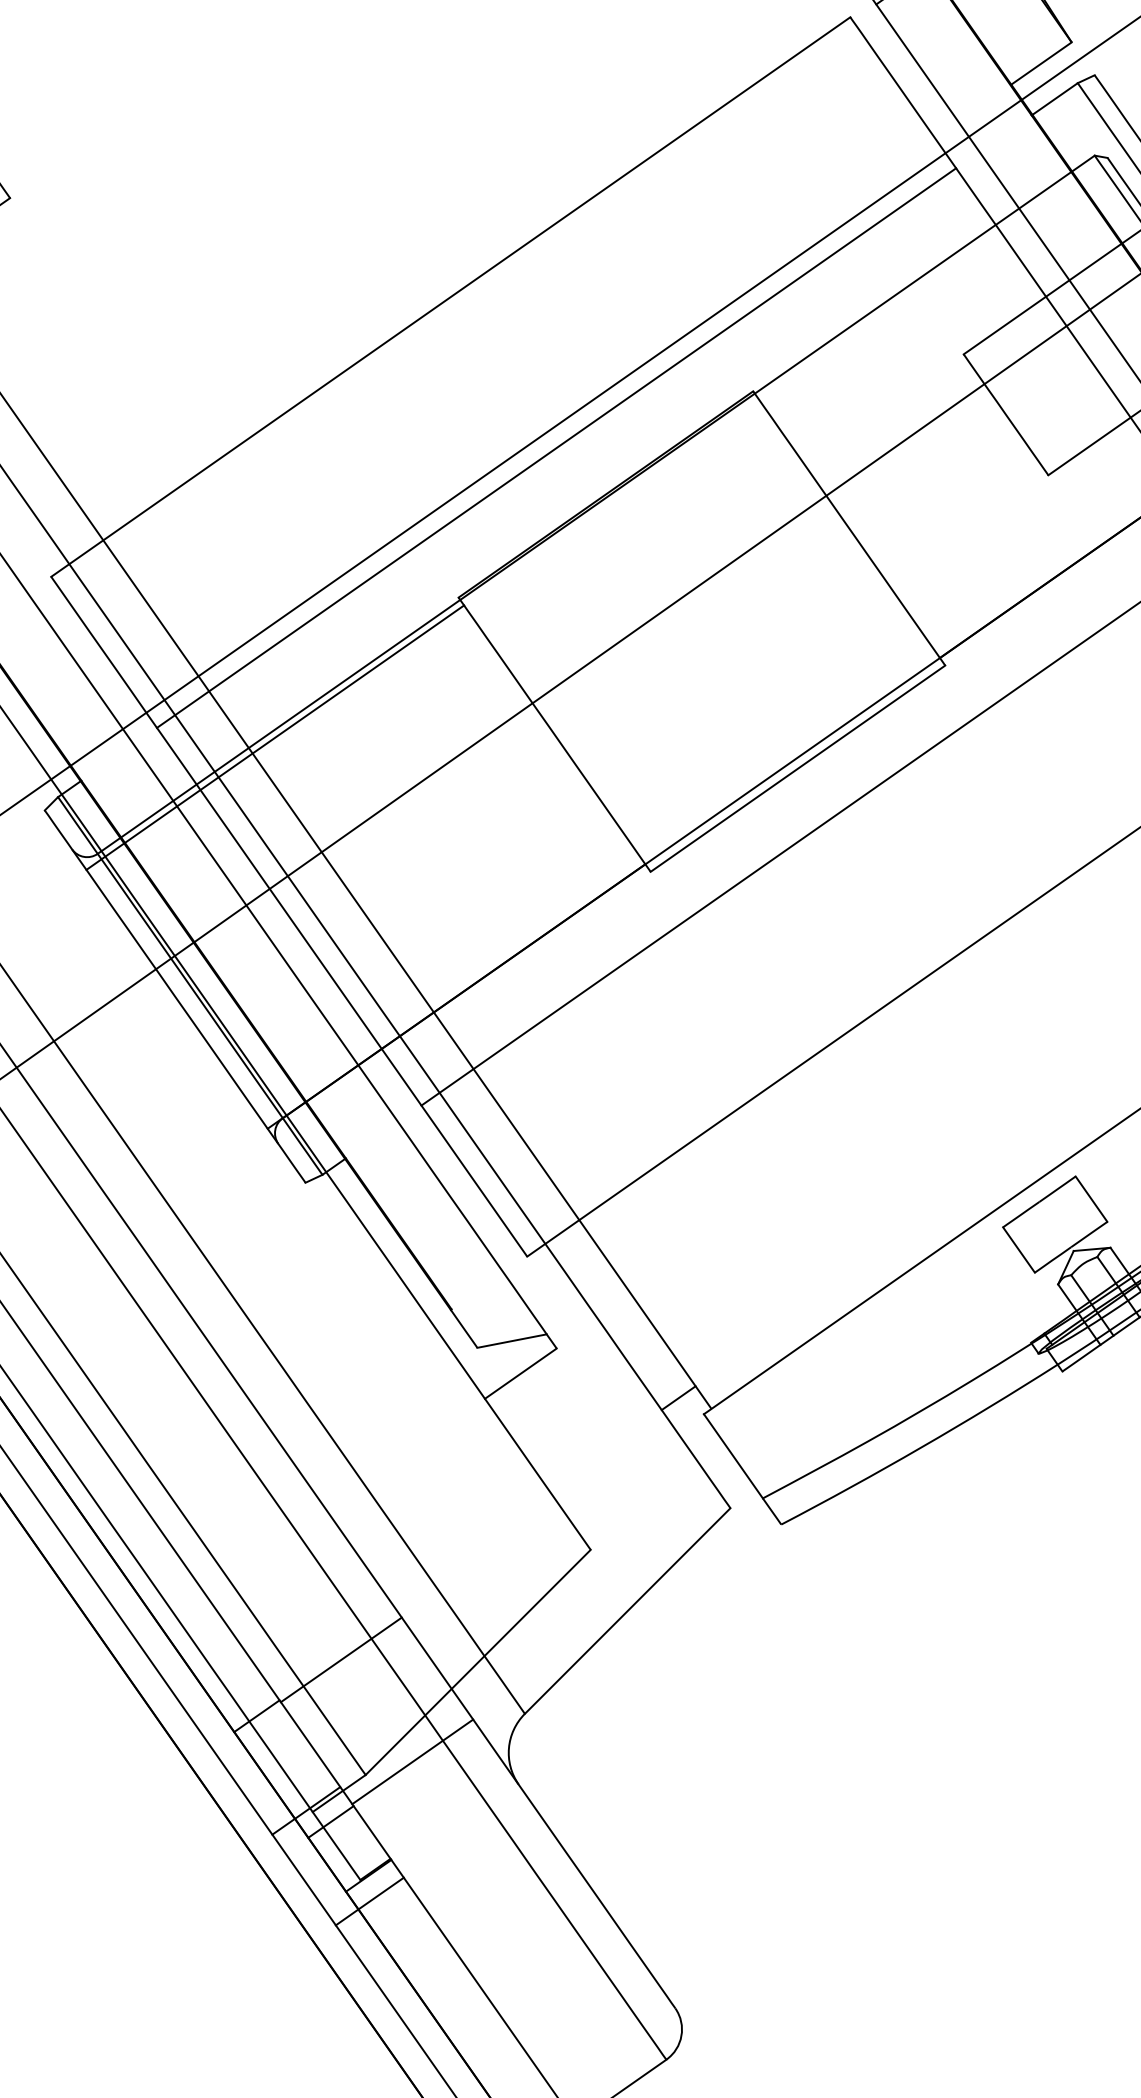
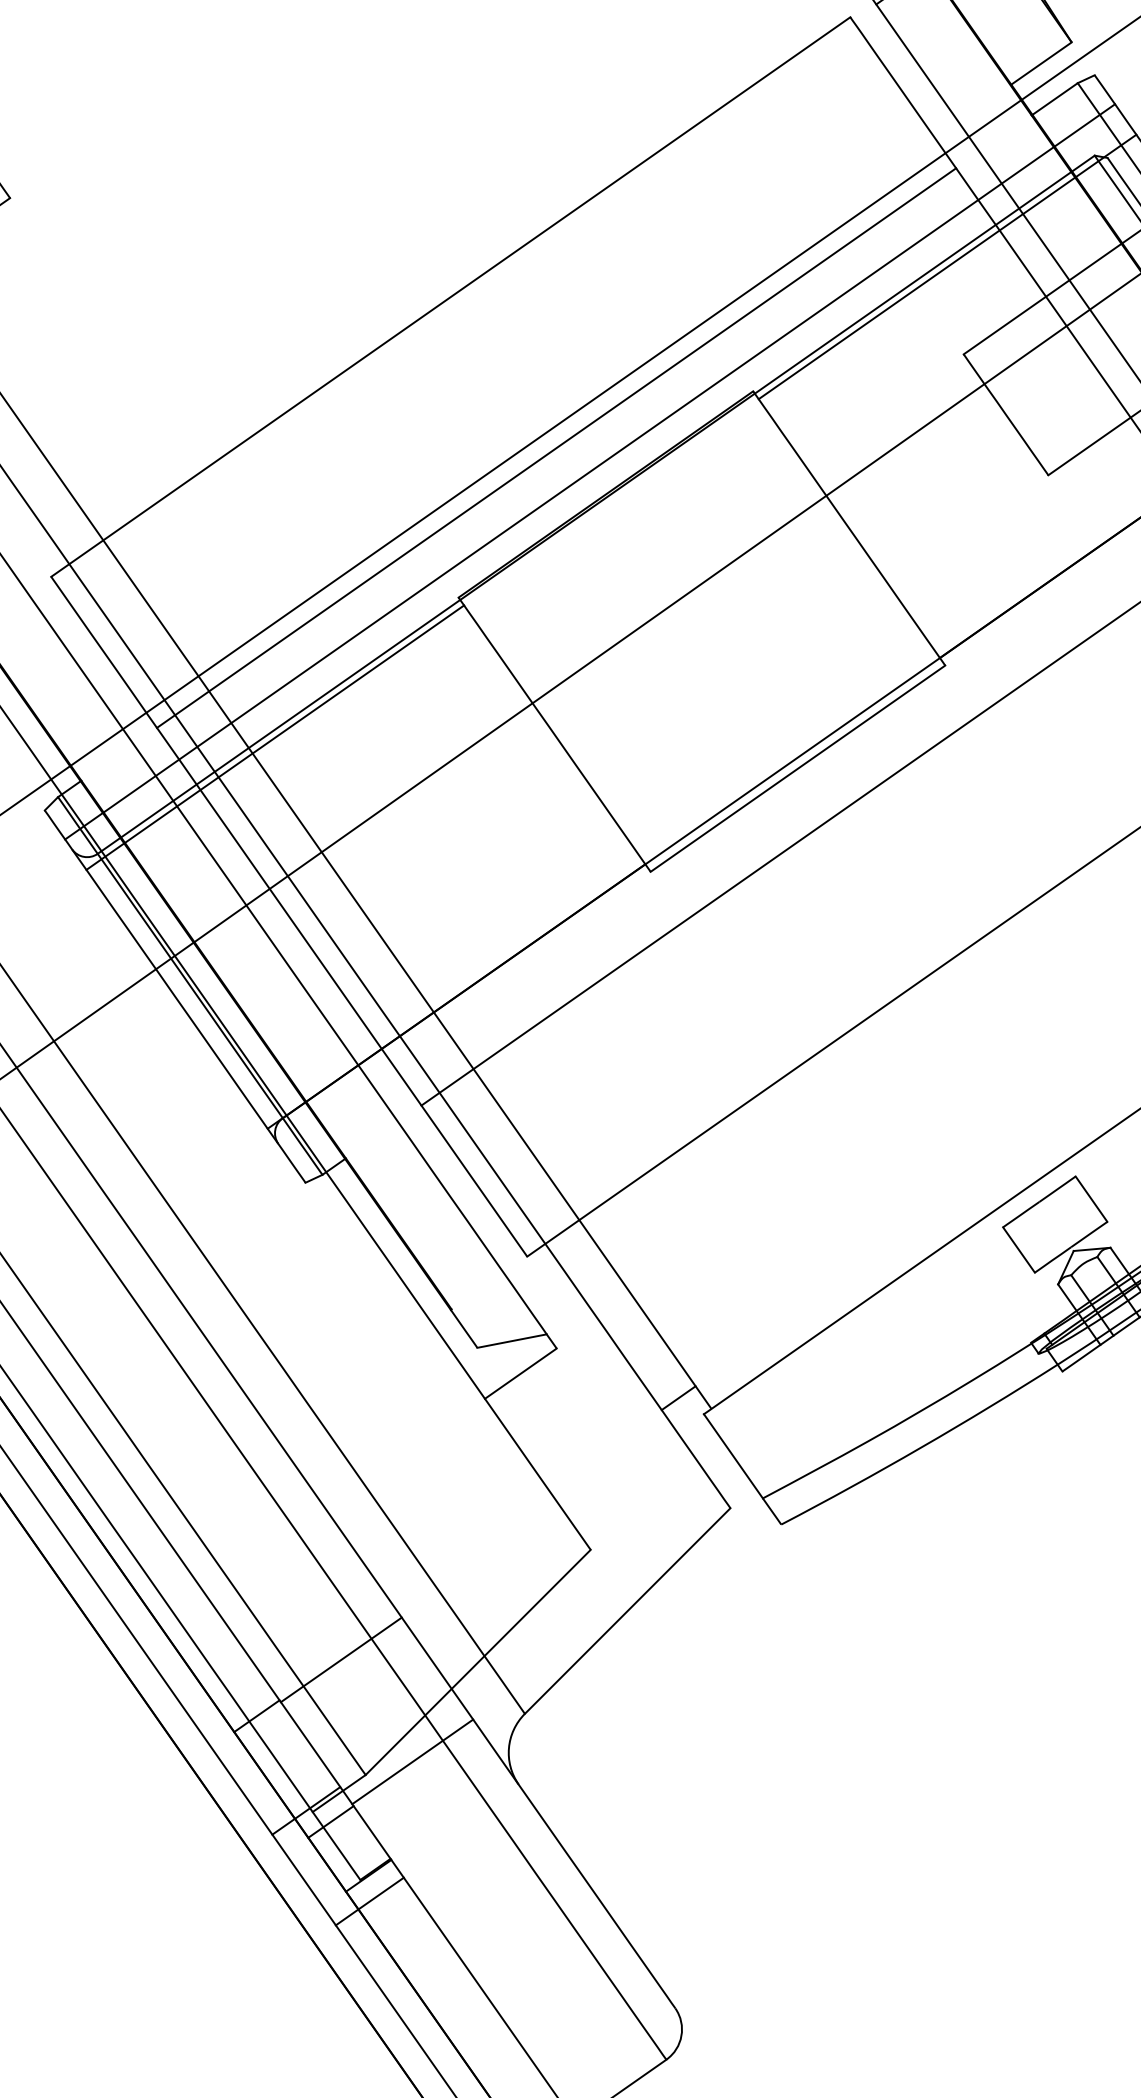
line: none -> present (947, 266)
line: none -> present (590, 471)
